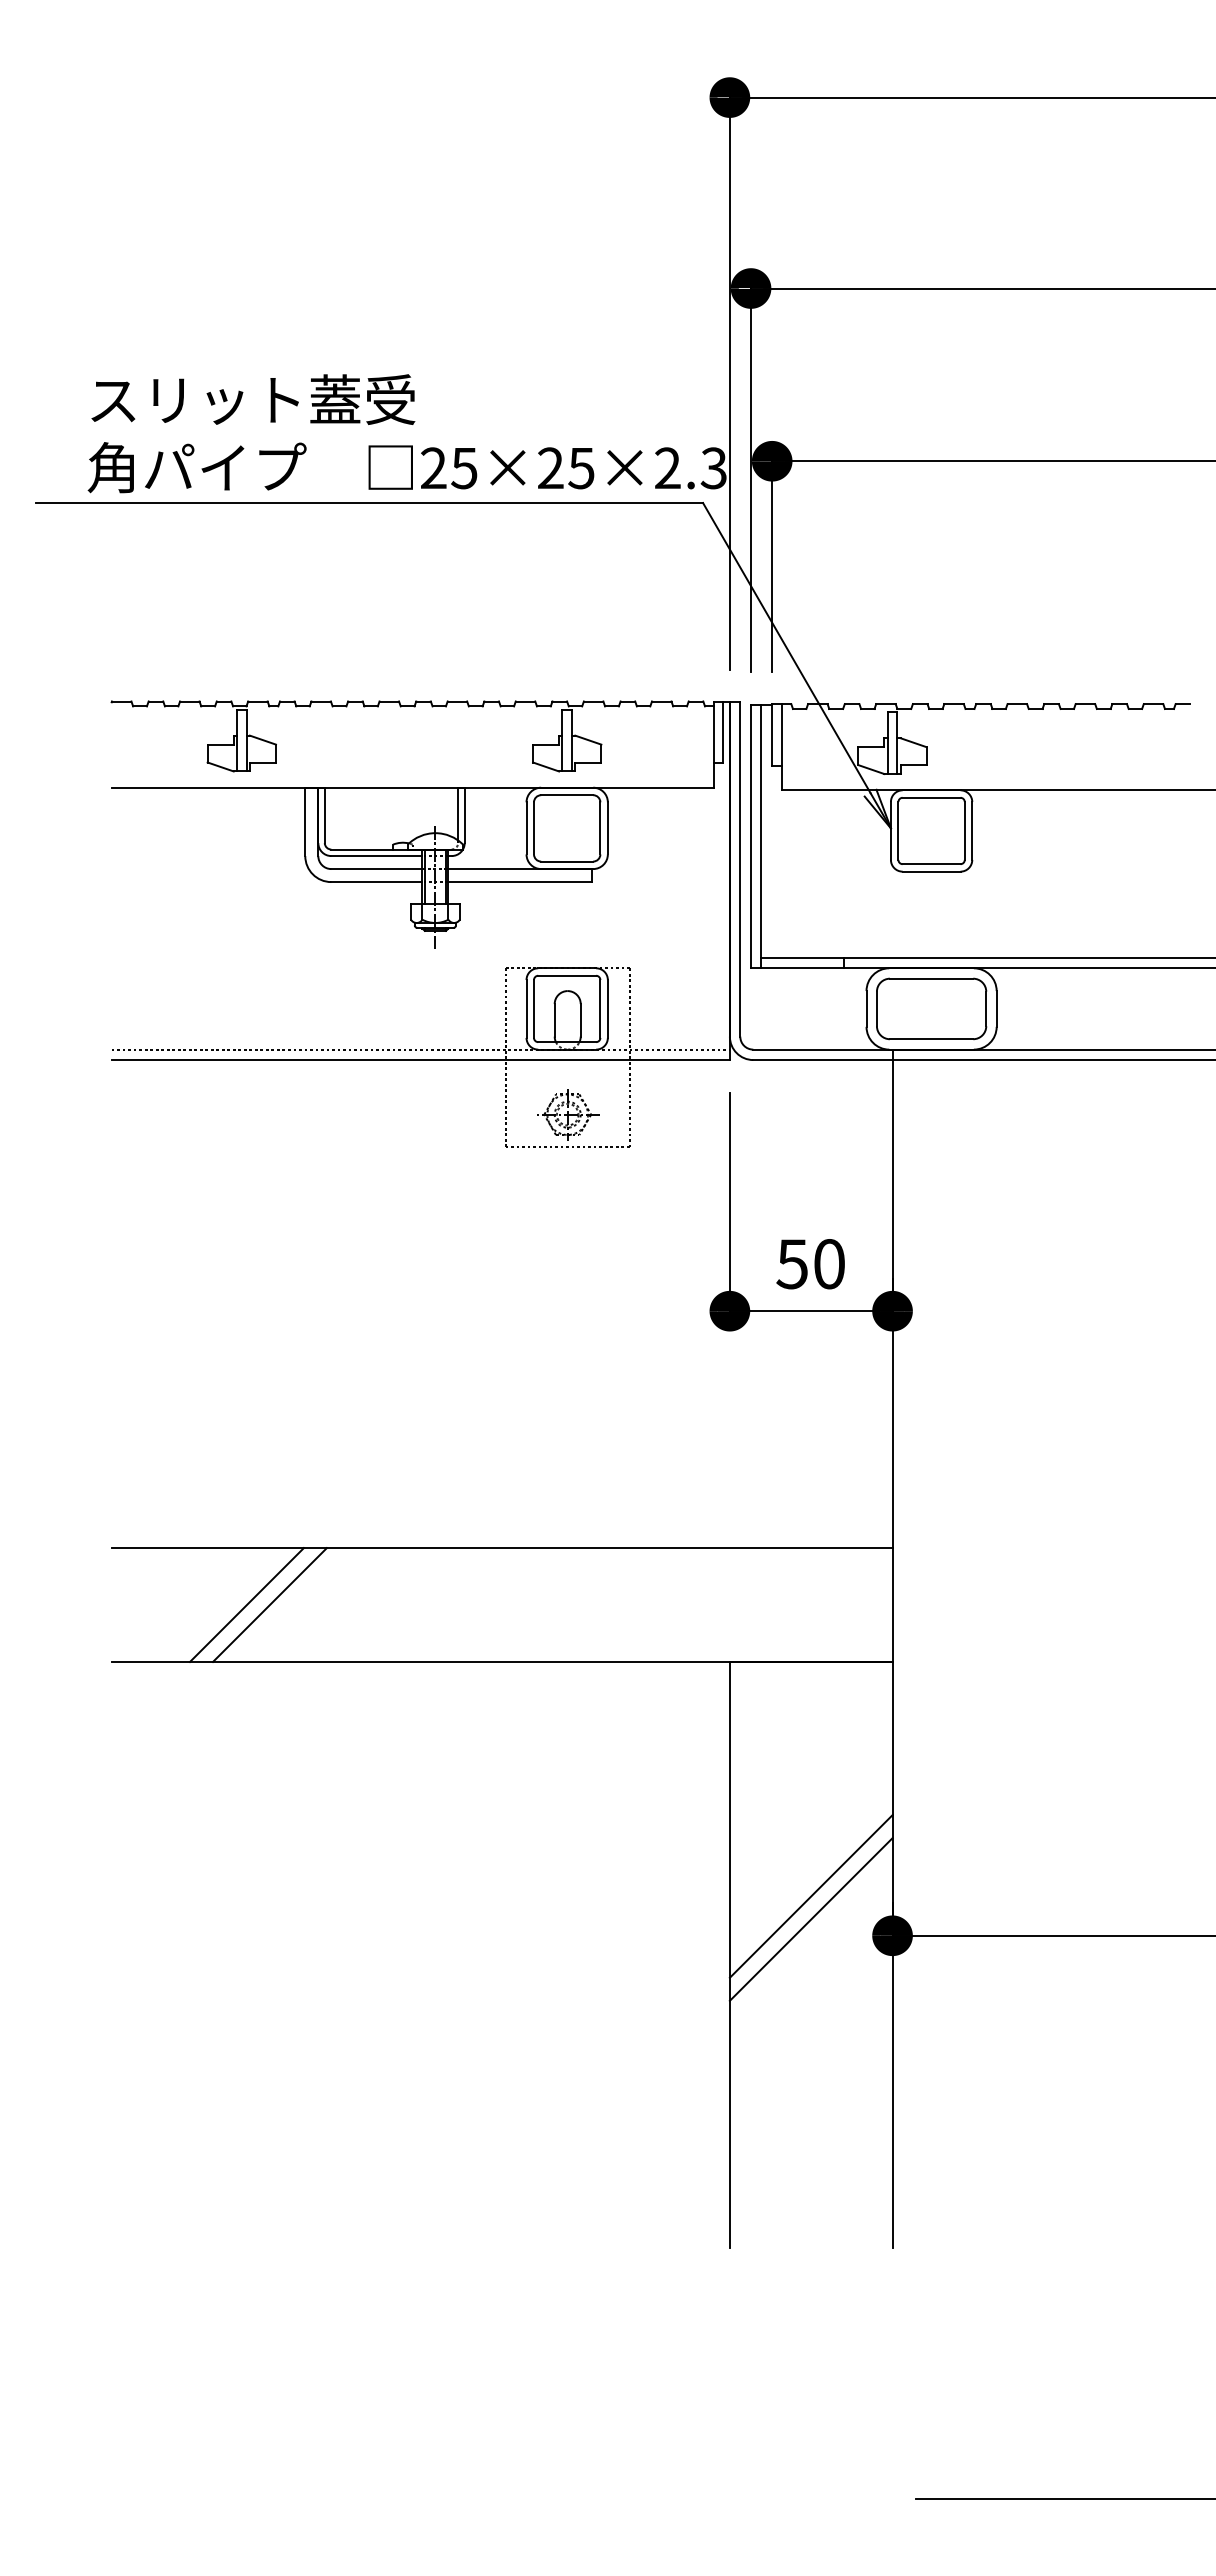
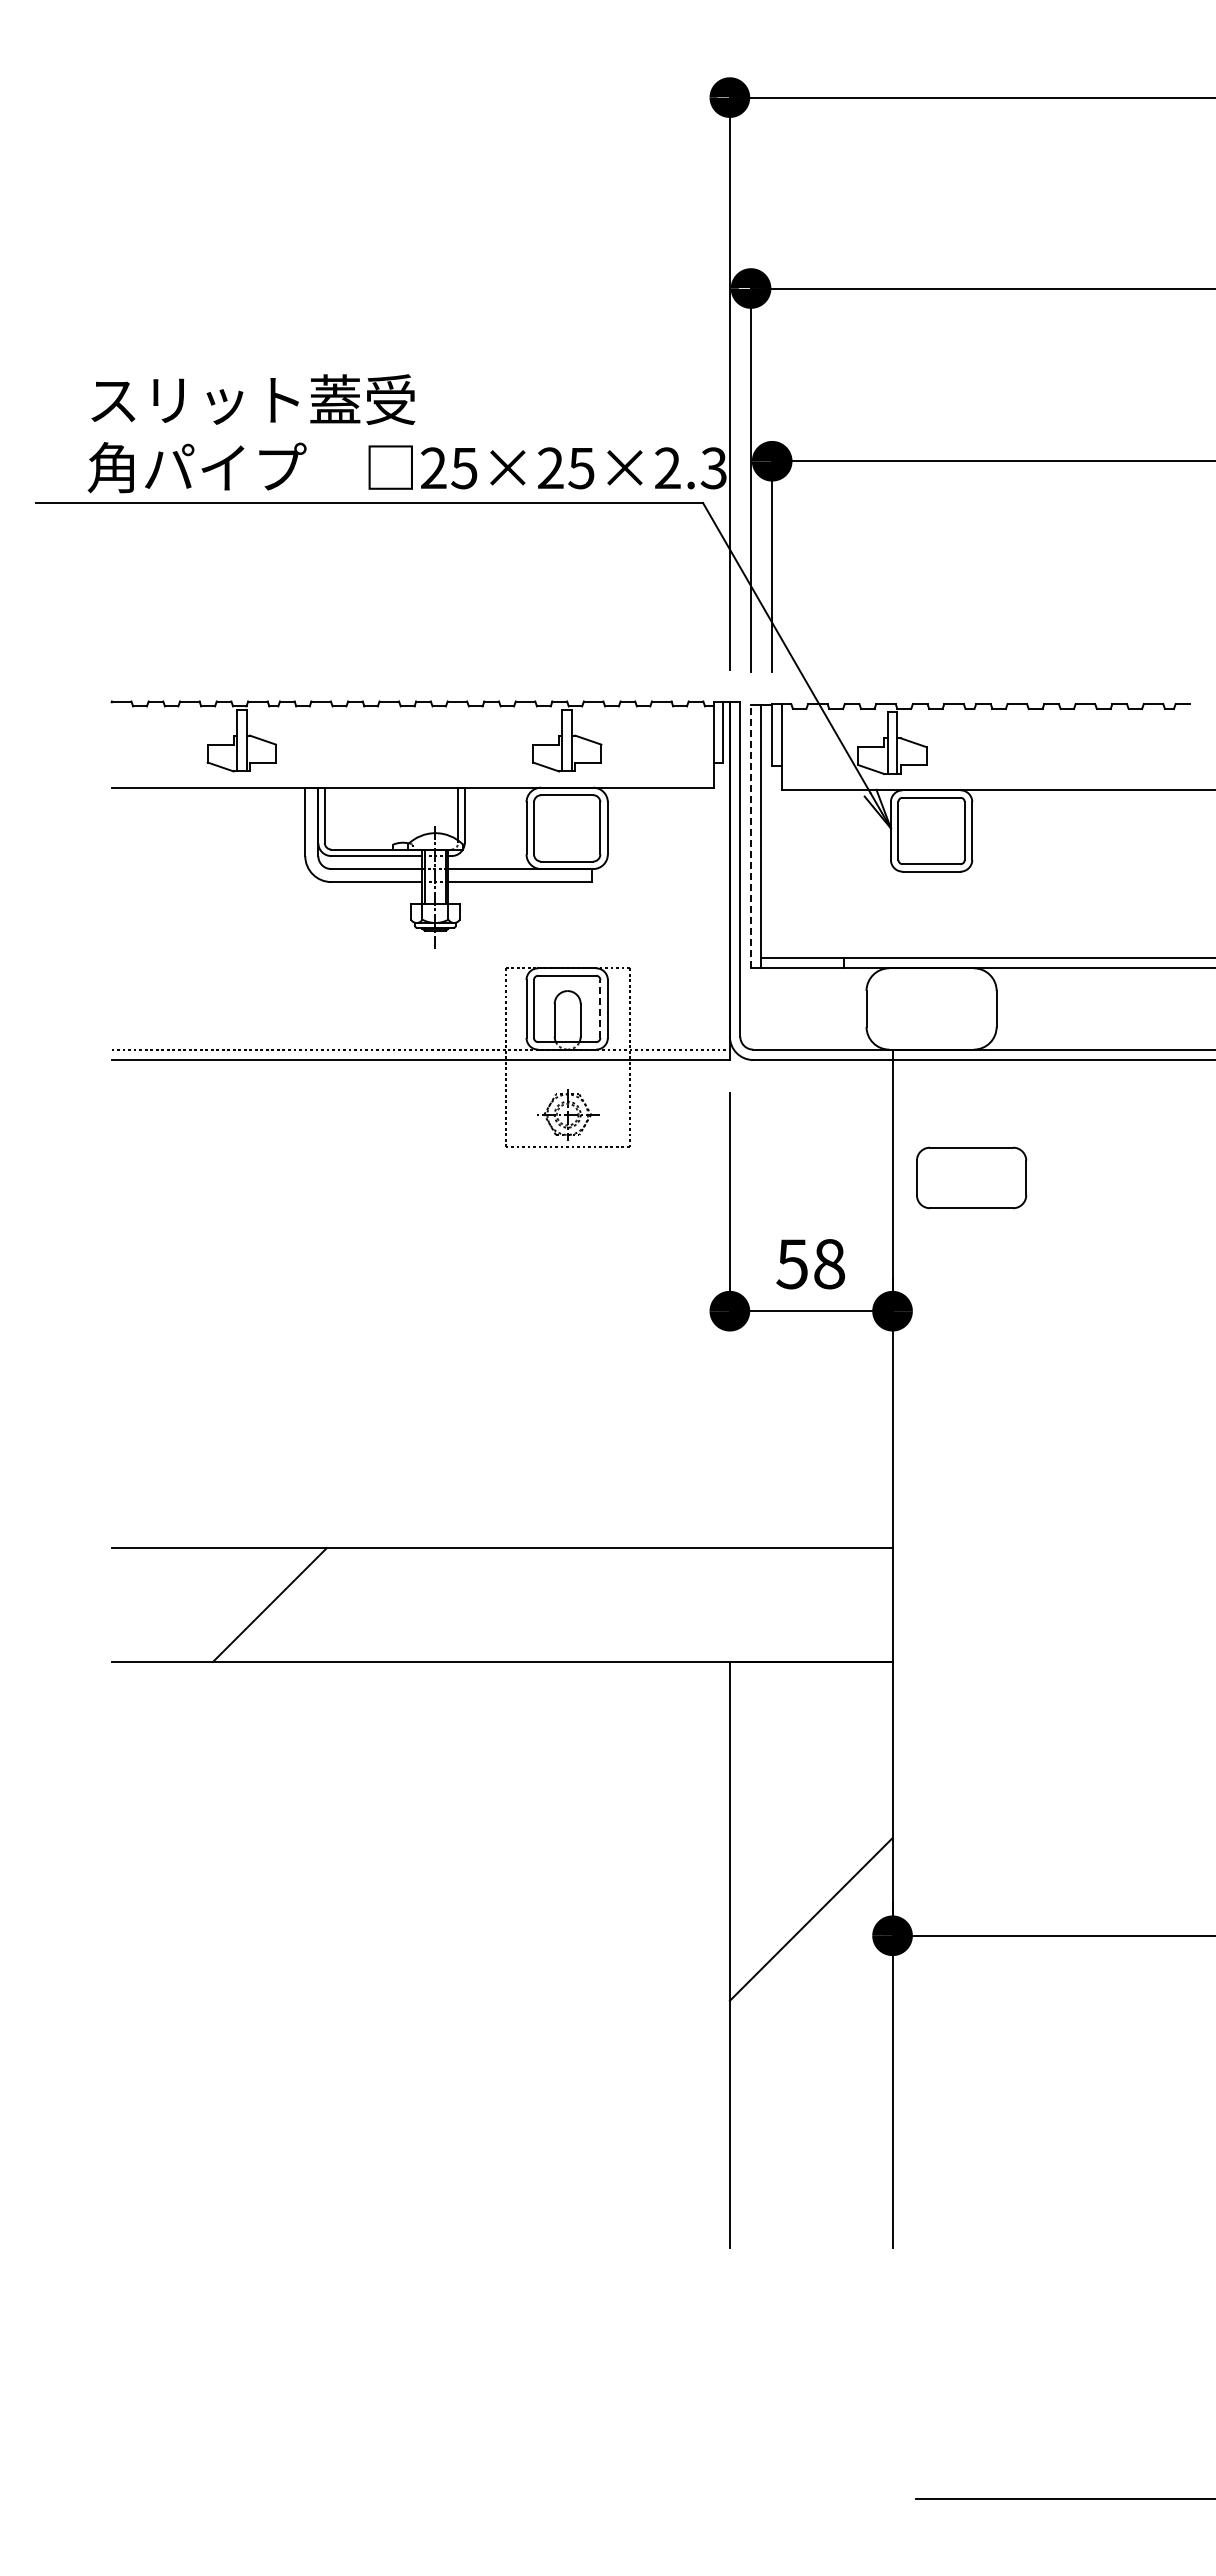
line: solid -> dashed (751, 836)
line: solid -> dashed (600, 1008)
part position: (931, 1008) -> (971, 1177) (971, 1177)
text: 50 -> 58 (829, 1264)
line: present -> none (246, 1604)
line: present -> none (810, 1896)
